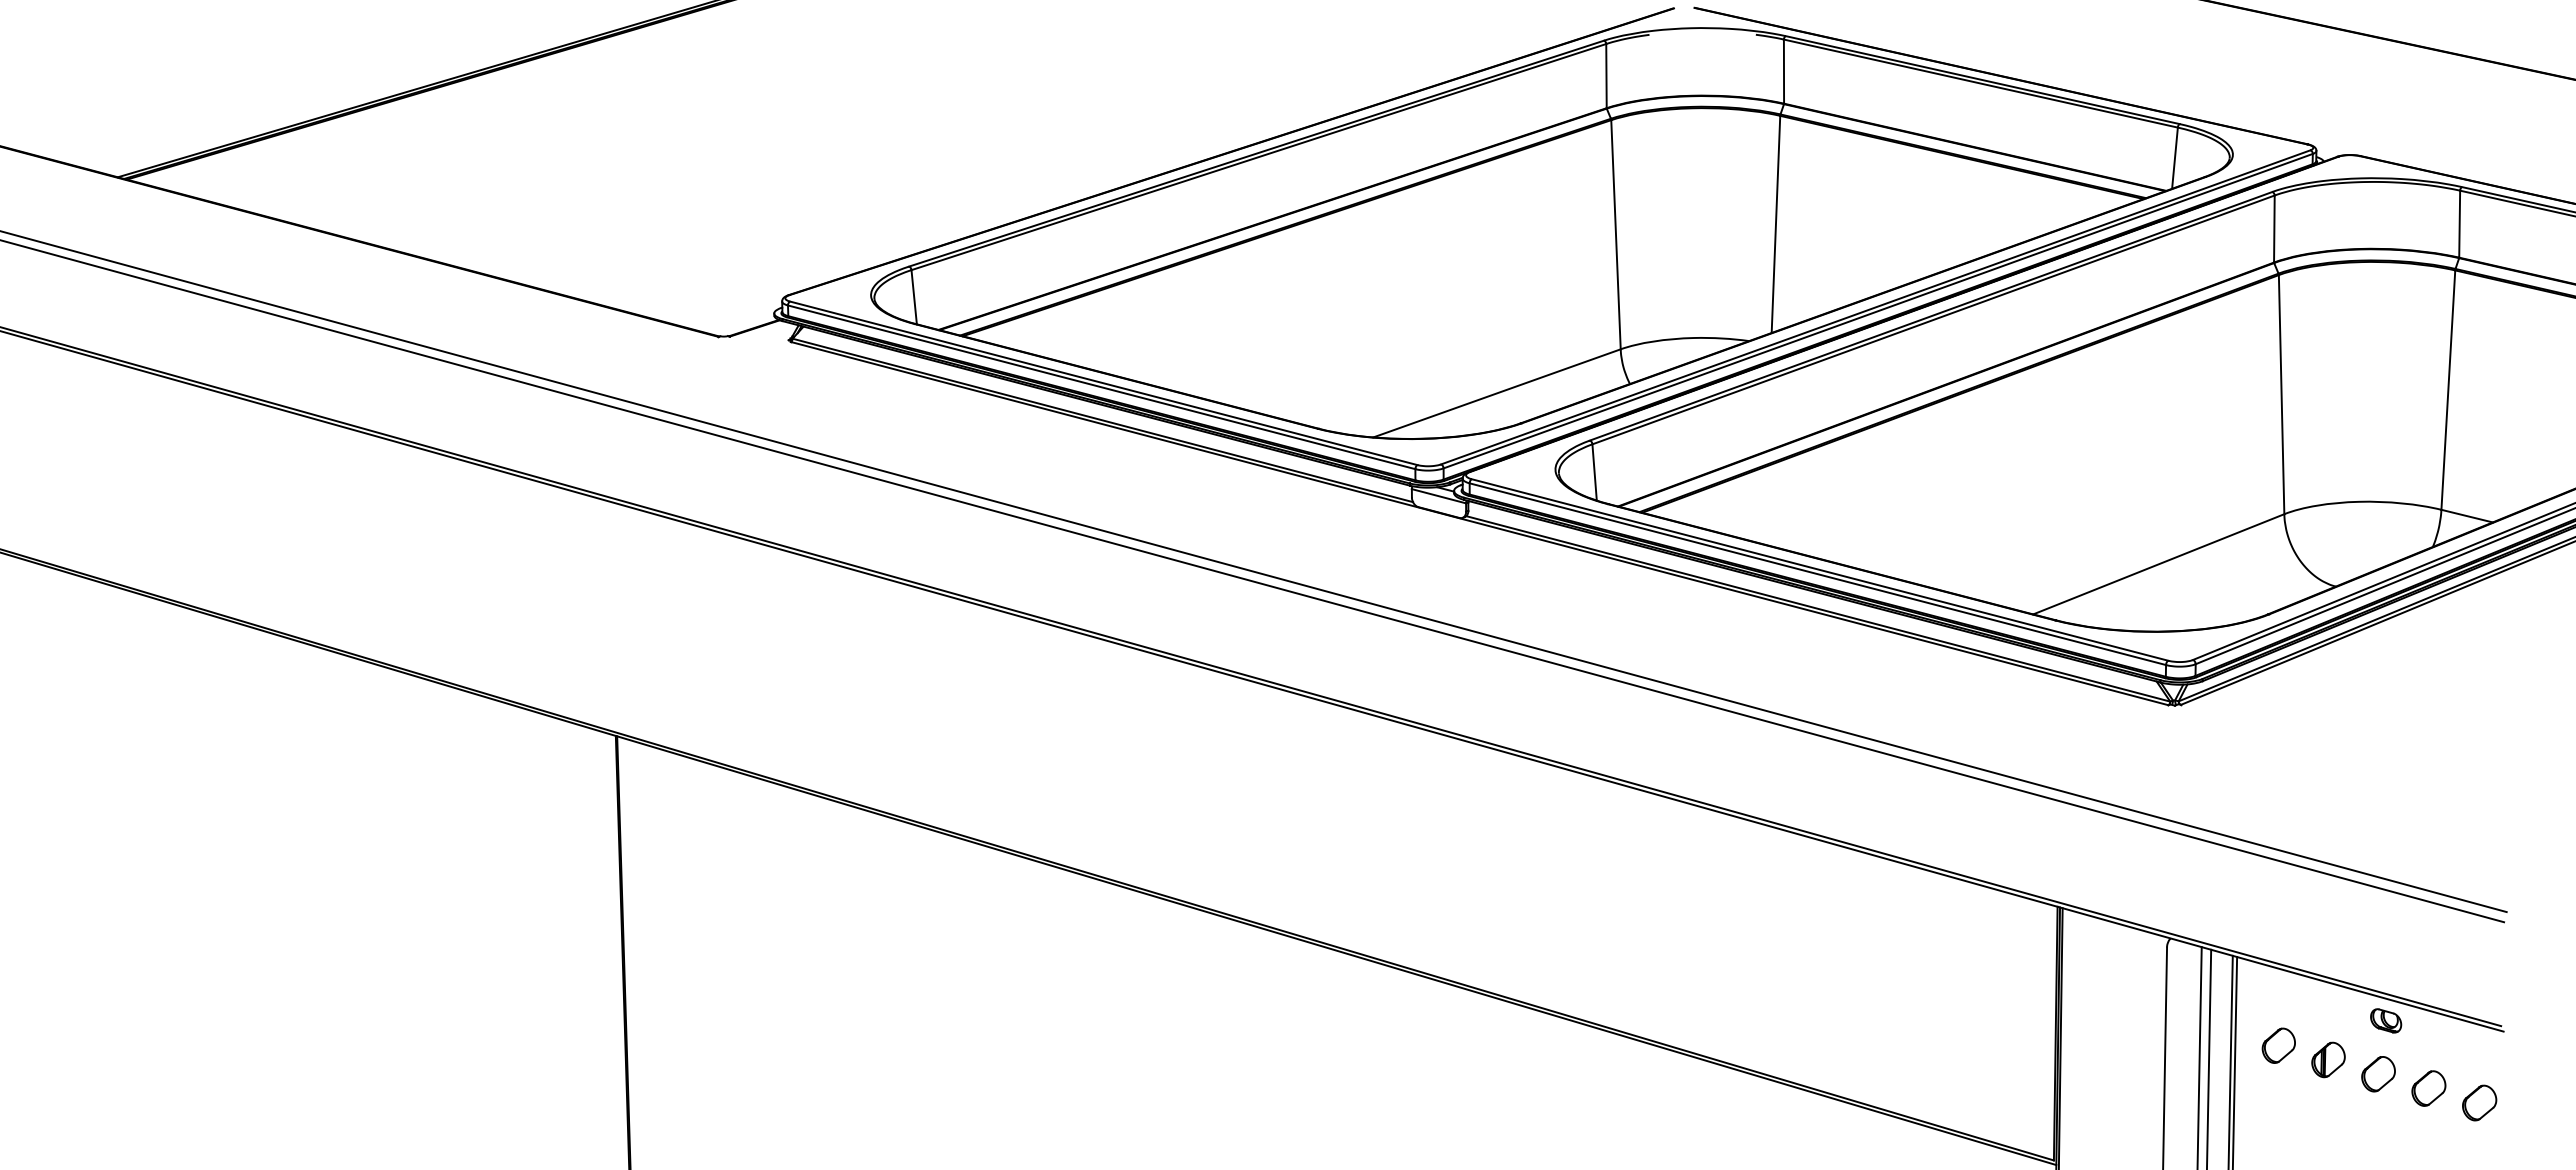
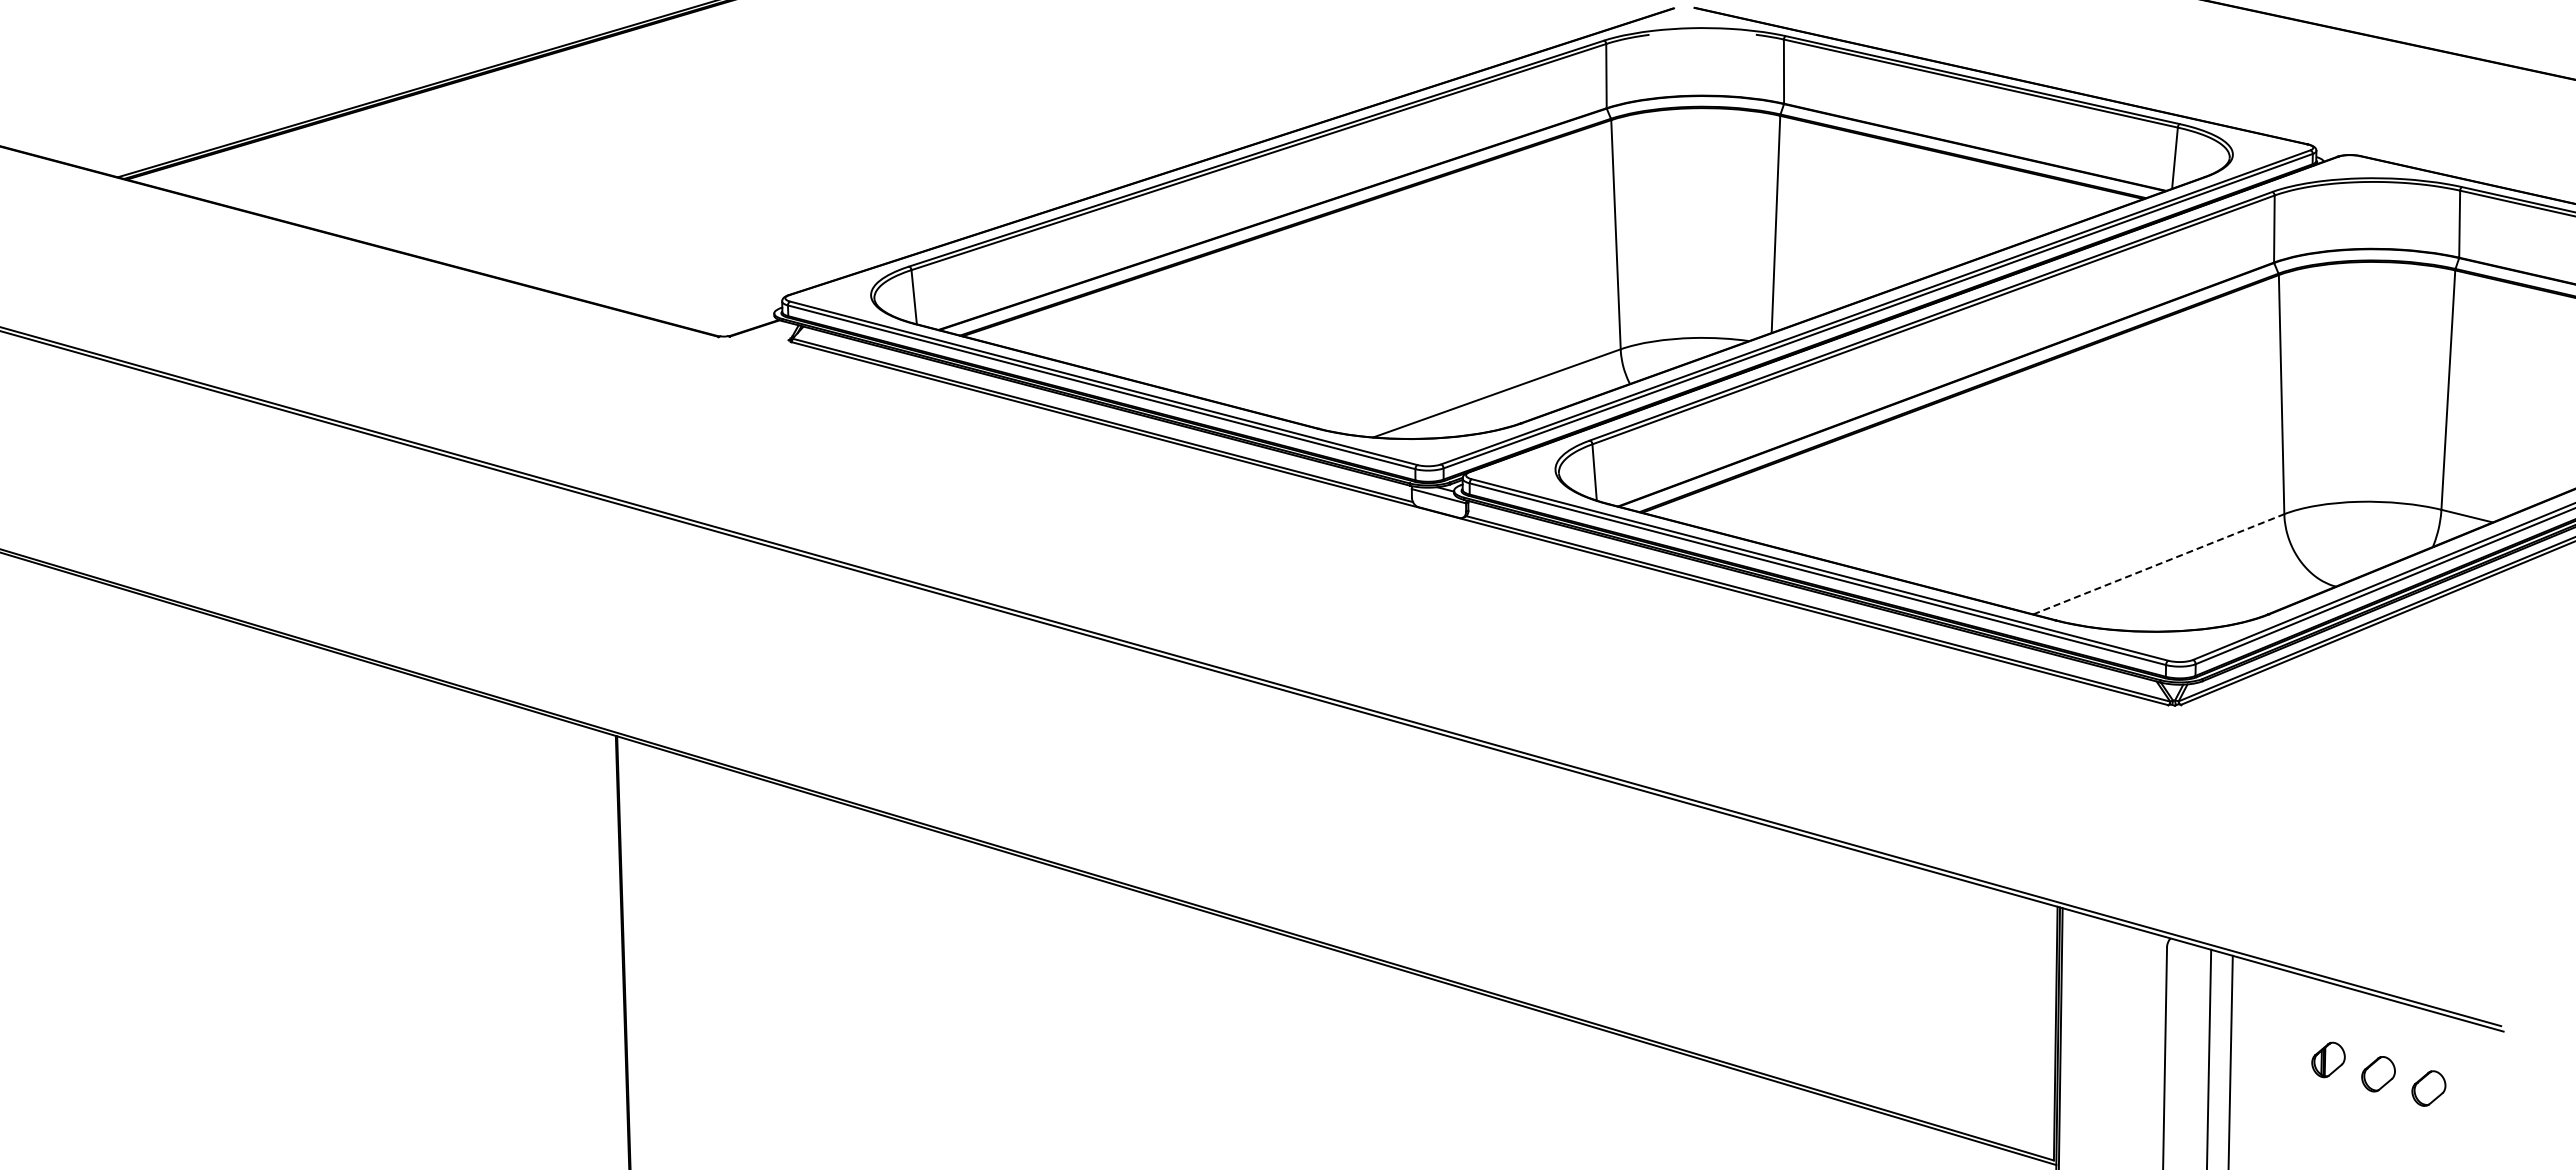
line: solid -> dashed (2159, 564)
line: present -> none (1254, 571)
line: present -> none (1253, 581)
part: present -> none (2386, 1020)
part: present -> none (2278, 1045)
line: present -> none (2199, 1056)
line: present -> none (2234, 1061)
part: present -> none (2479, 1102)
